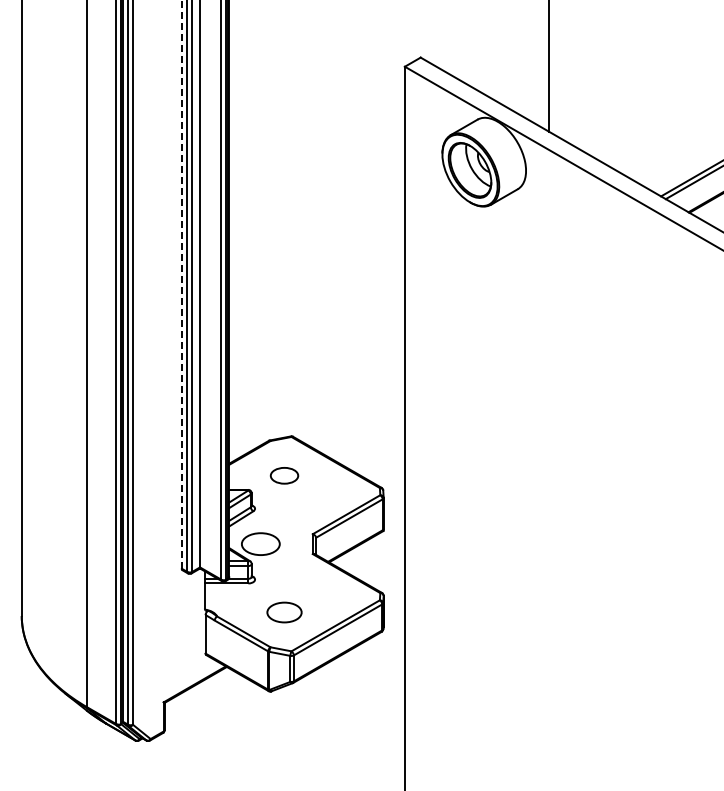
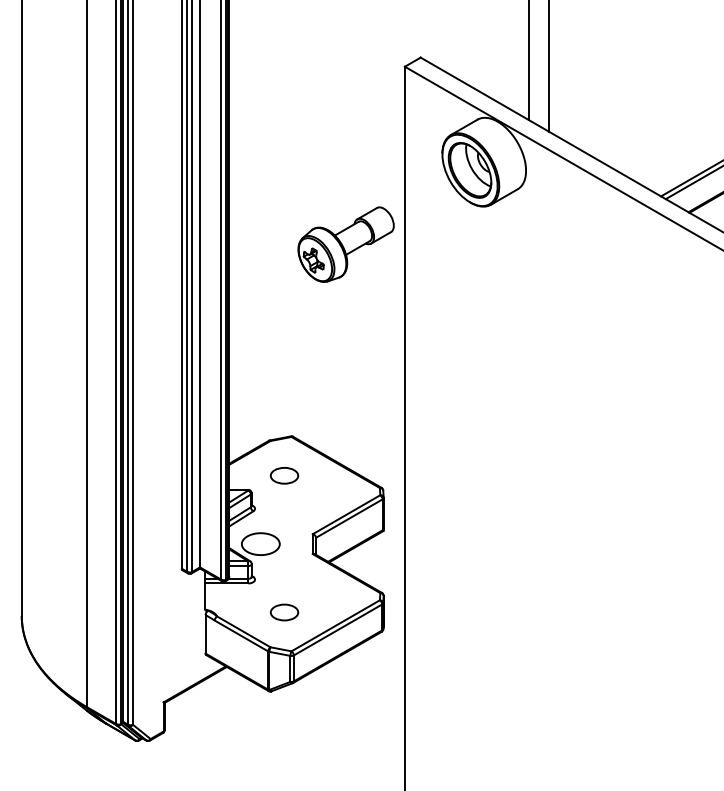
line: none -> present (529, 61)
part: none -> present (345, 244)
line: dashed -> solid (181, 284)
part size: 37x23 px -> 31x19 px (284, 612)
